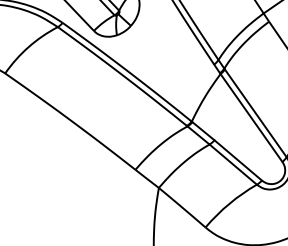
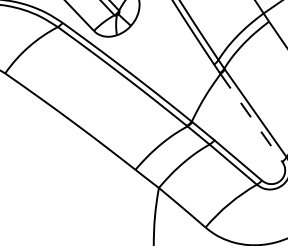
line: solid -> dashed (251, 117)
